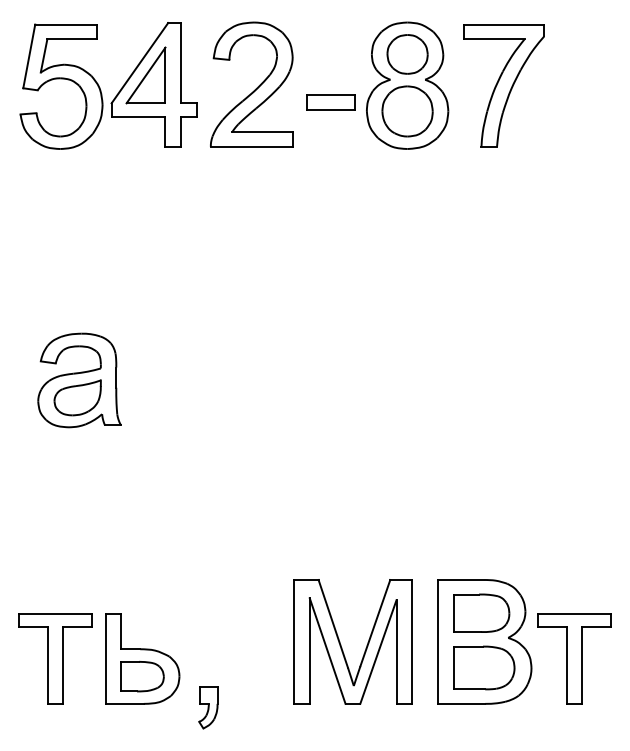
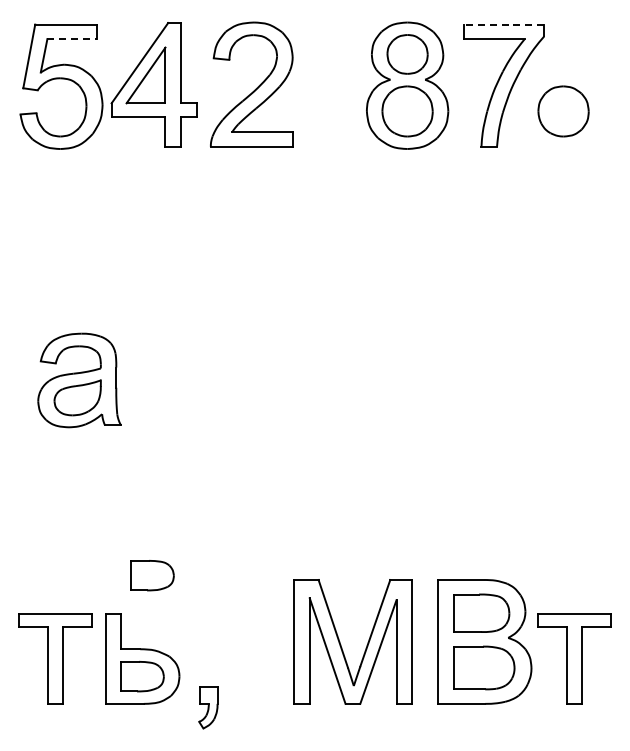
line: solid -> dashed (503, 24)
line: solid -> dashed (72, 39)
part: present -> none (330, 102)
part: none -> present (563, 111)
part: none -> present (152, 575)
